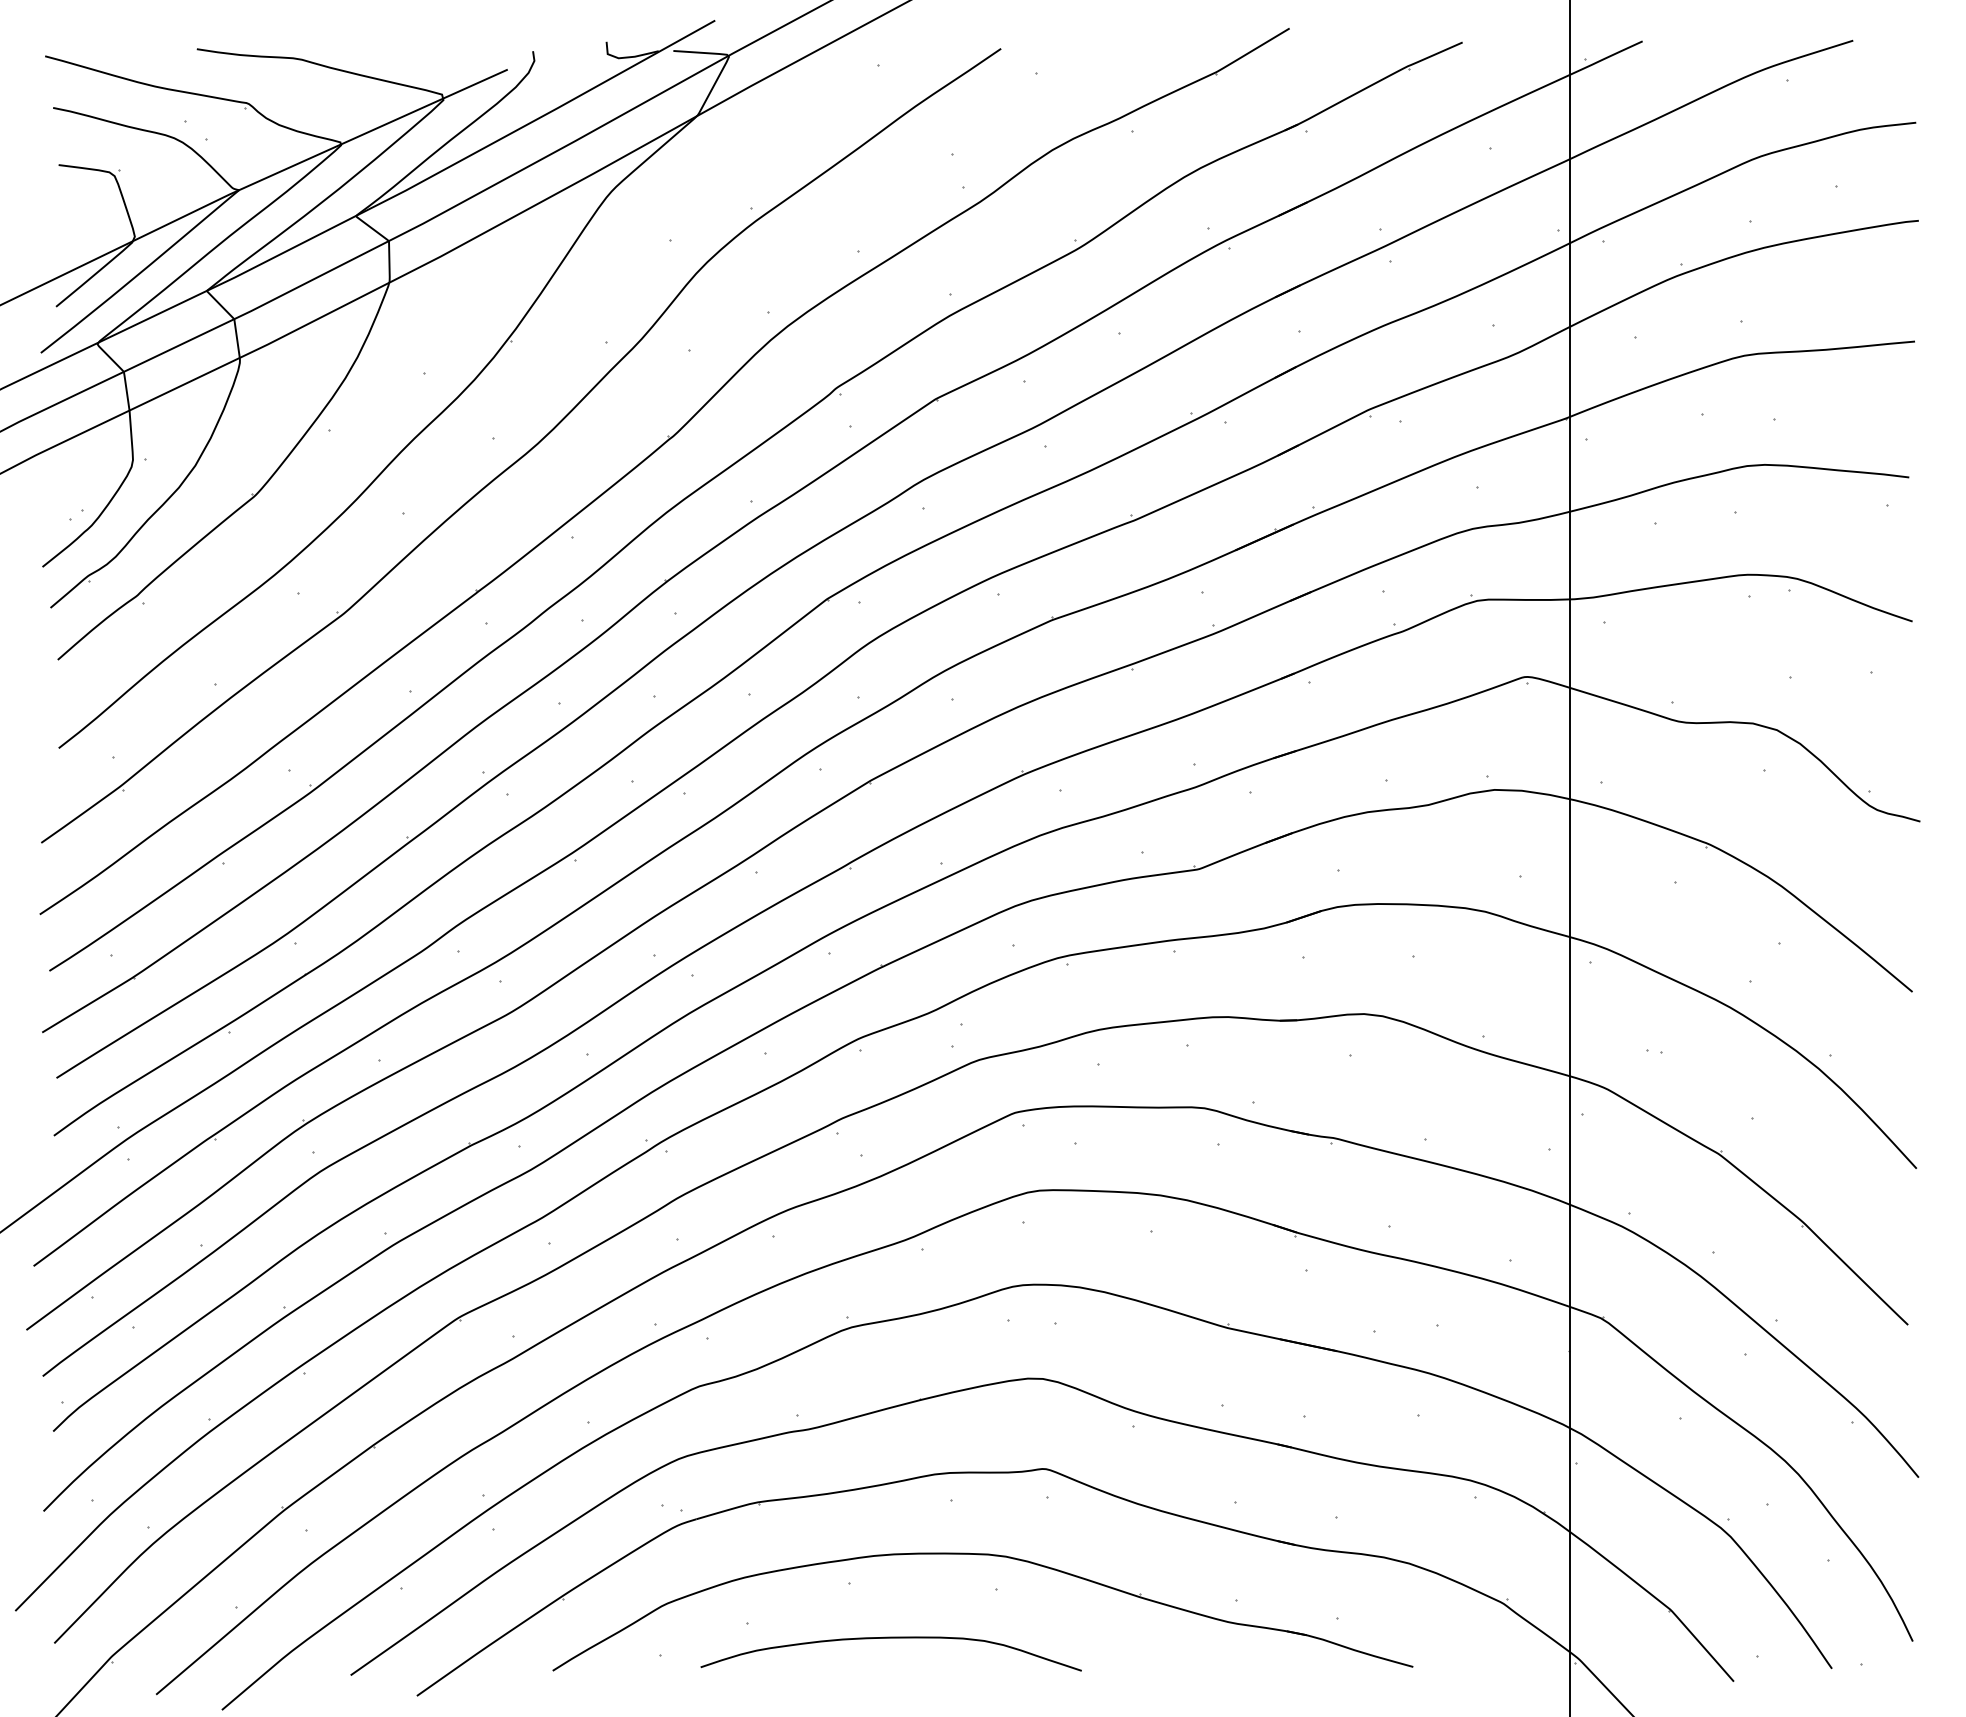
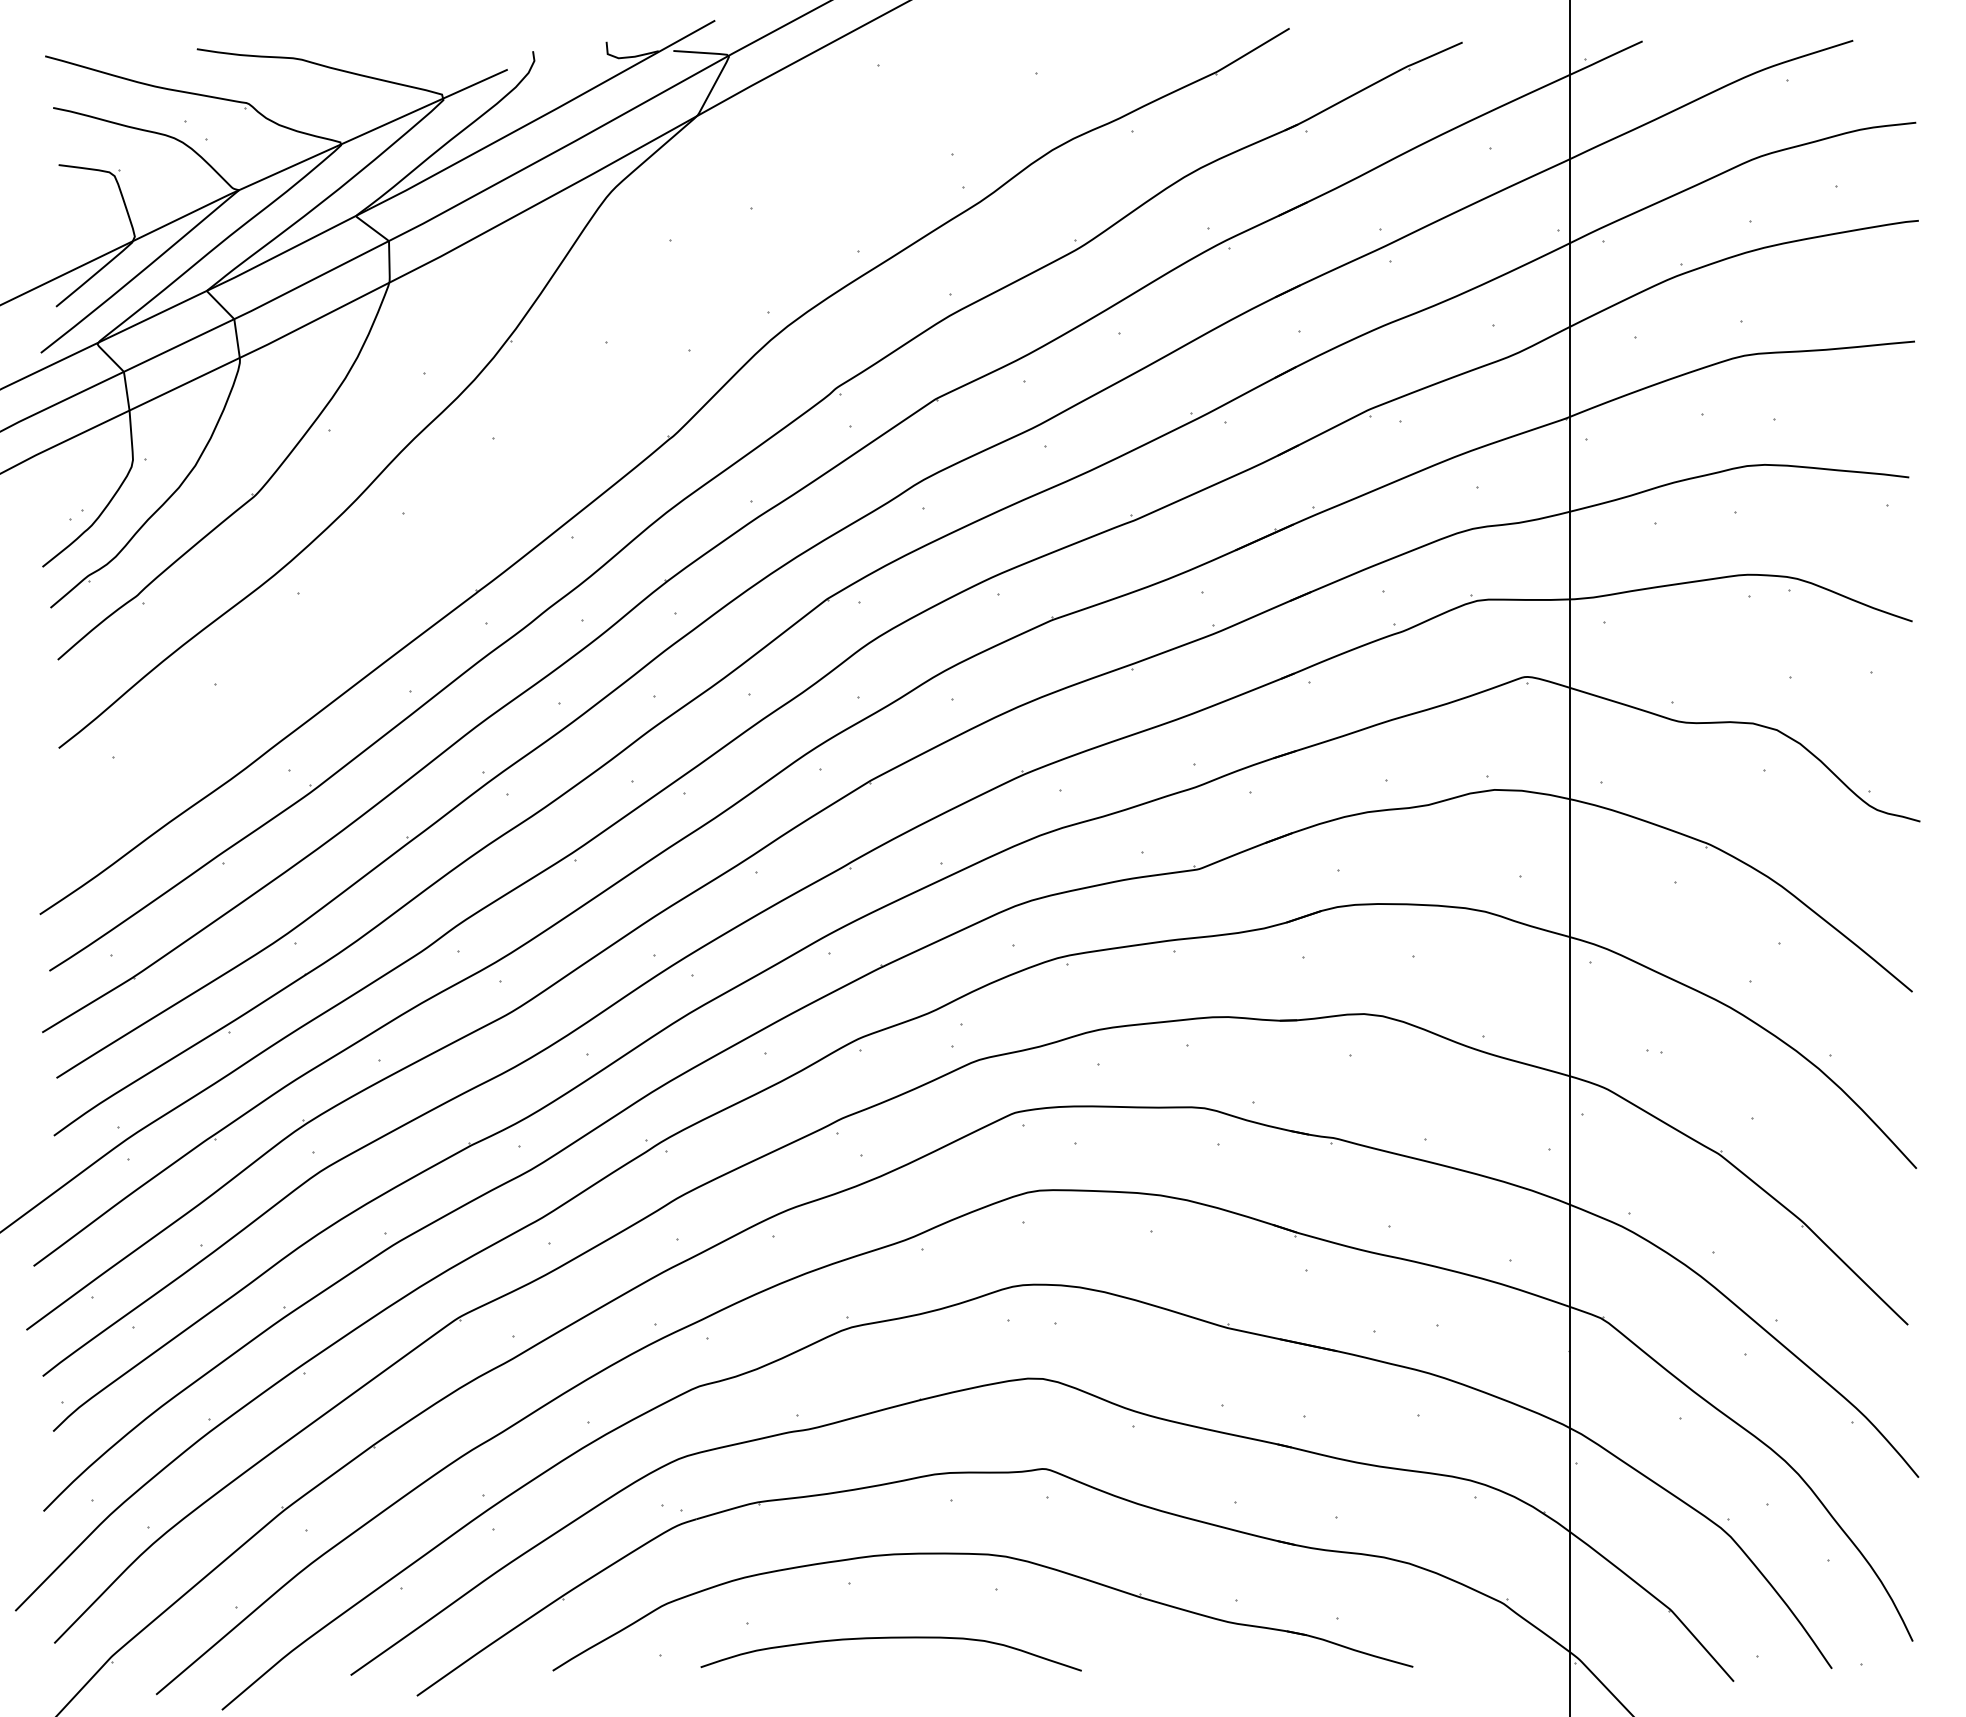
part: present -> none (527, 451)
